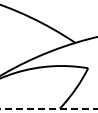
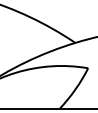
line: dashed -> solid (49, 108)
